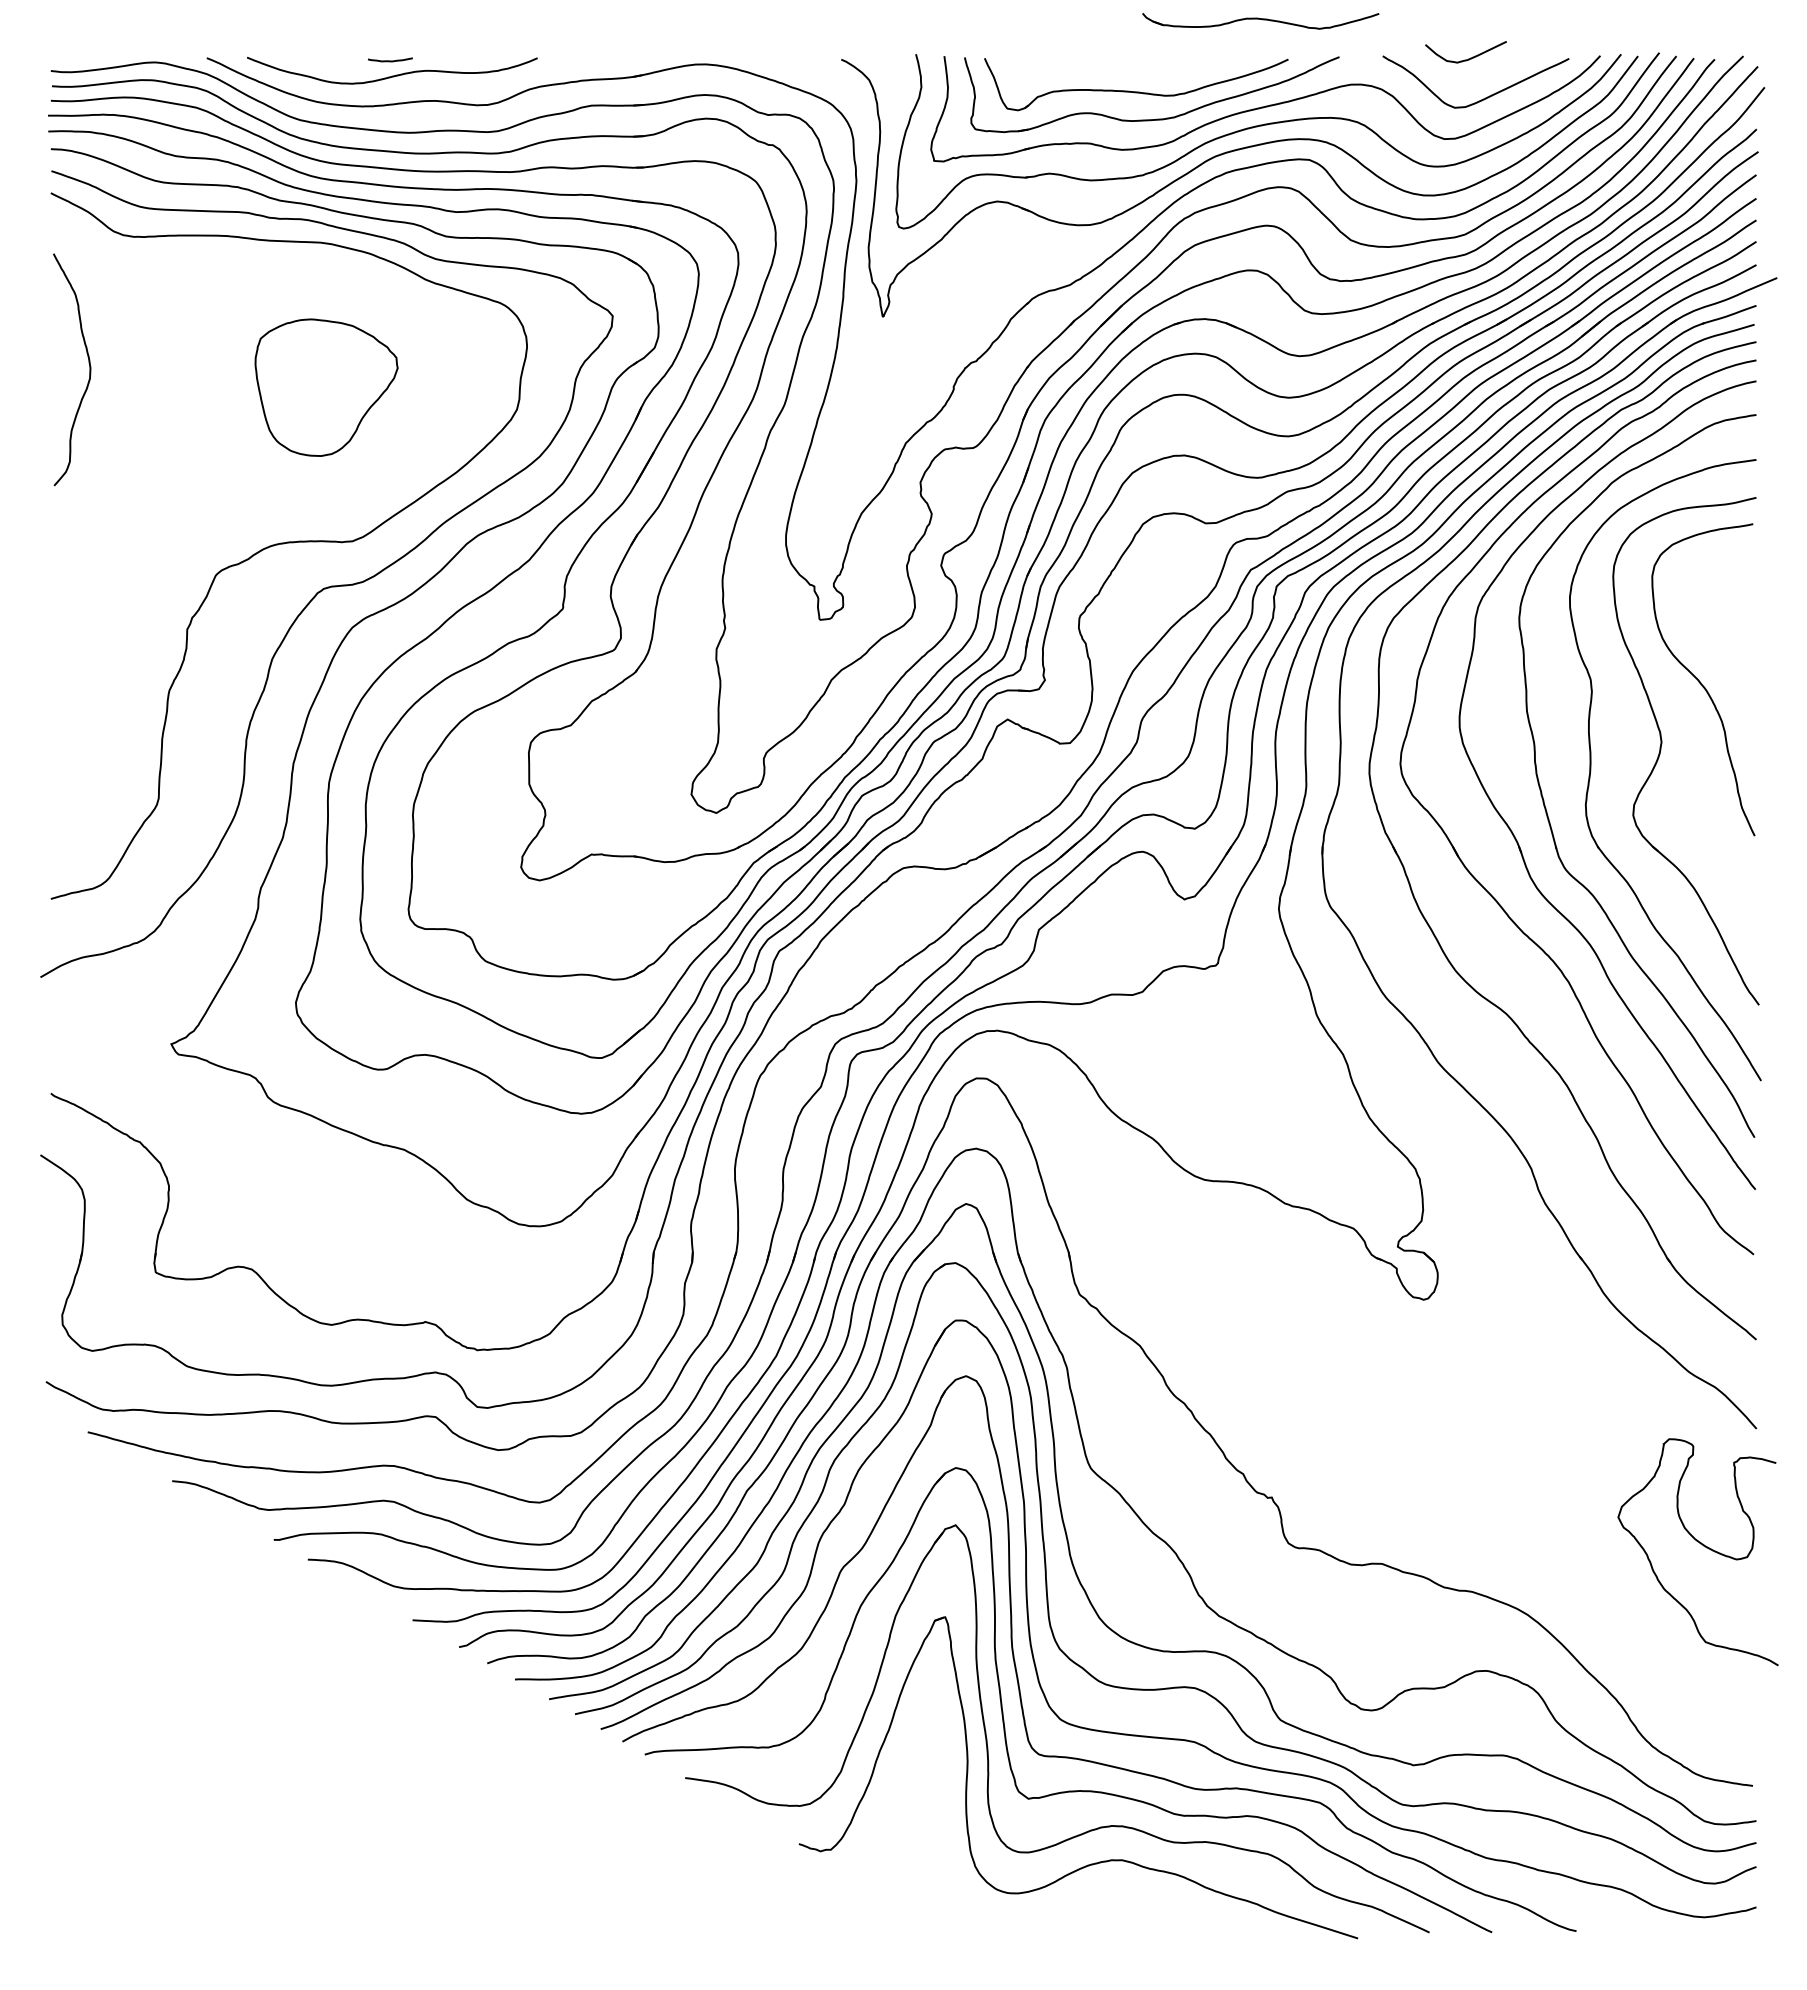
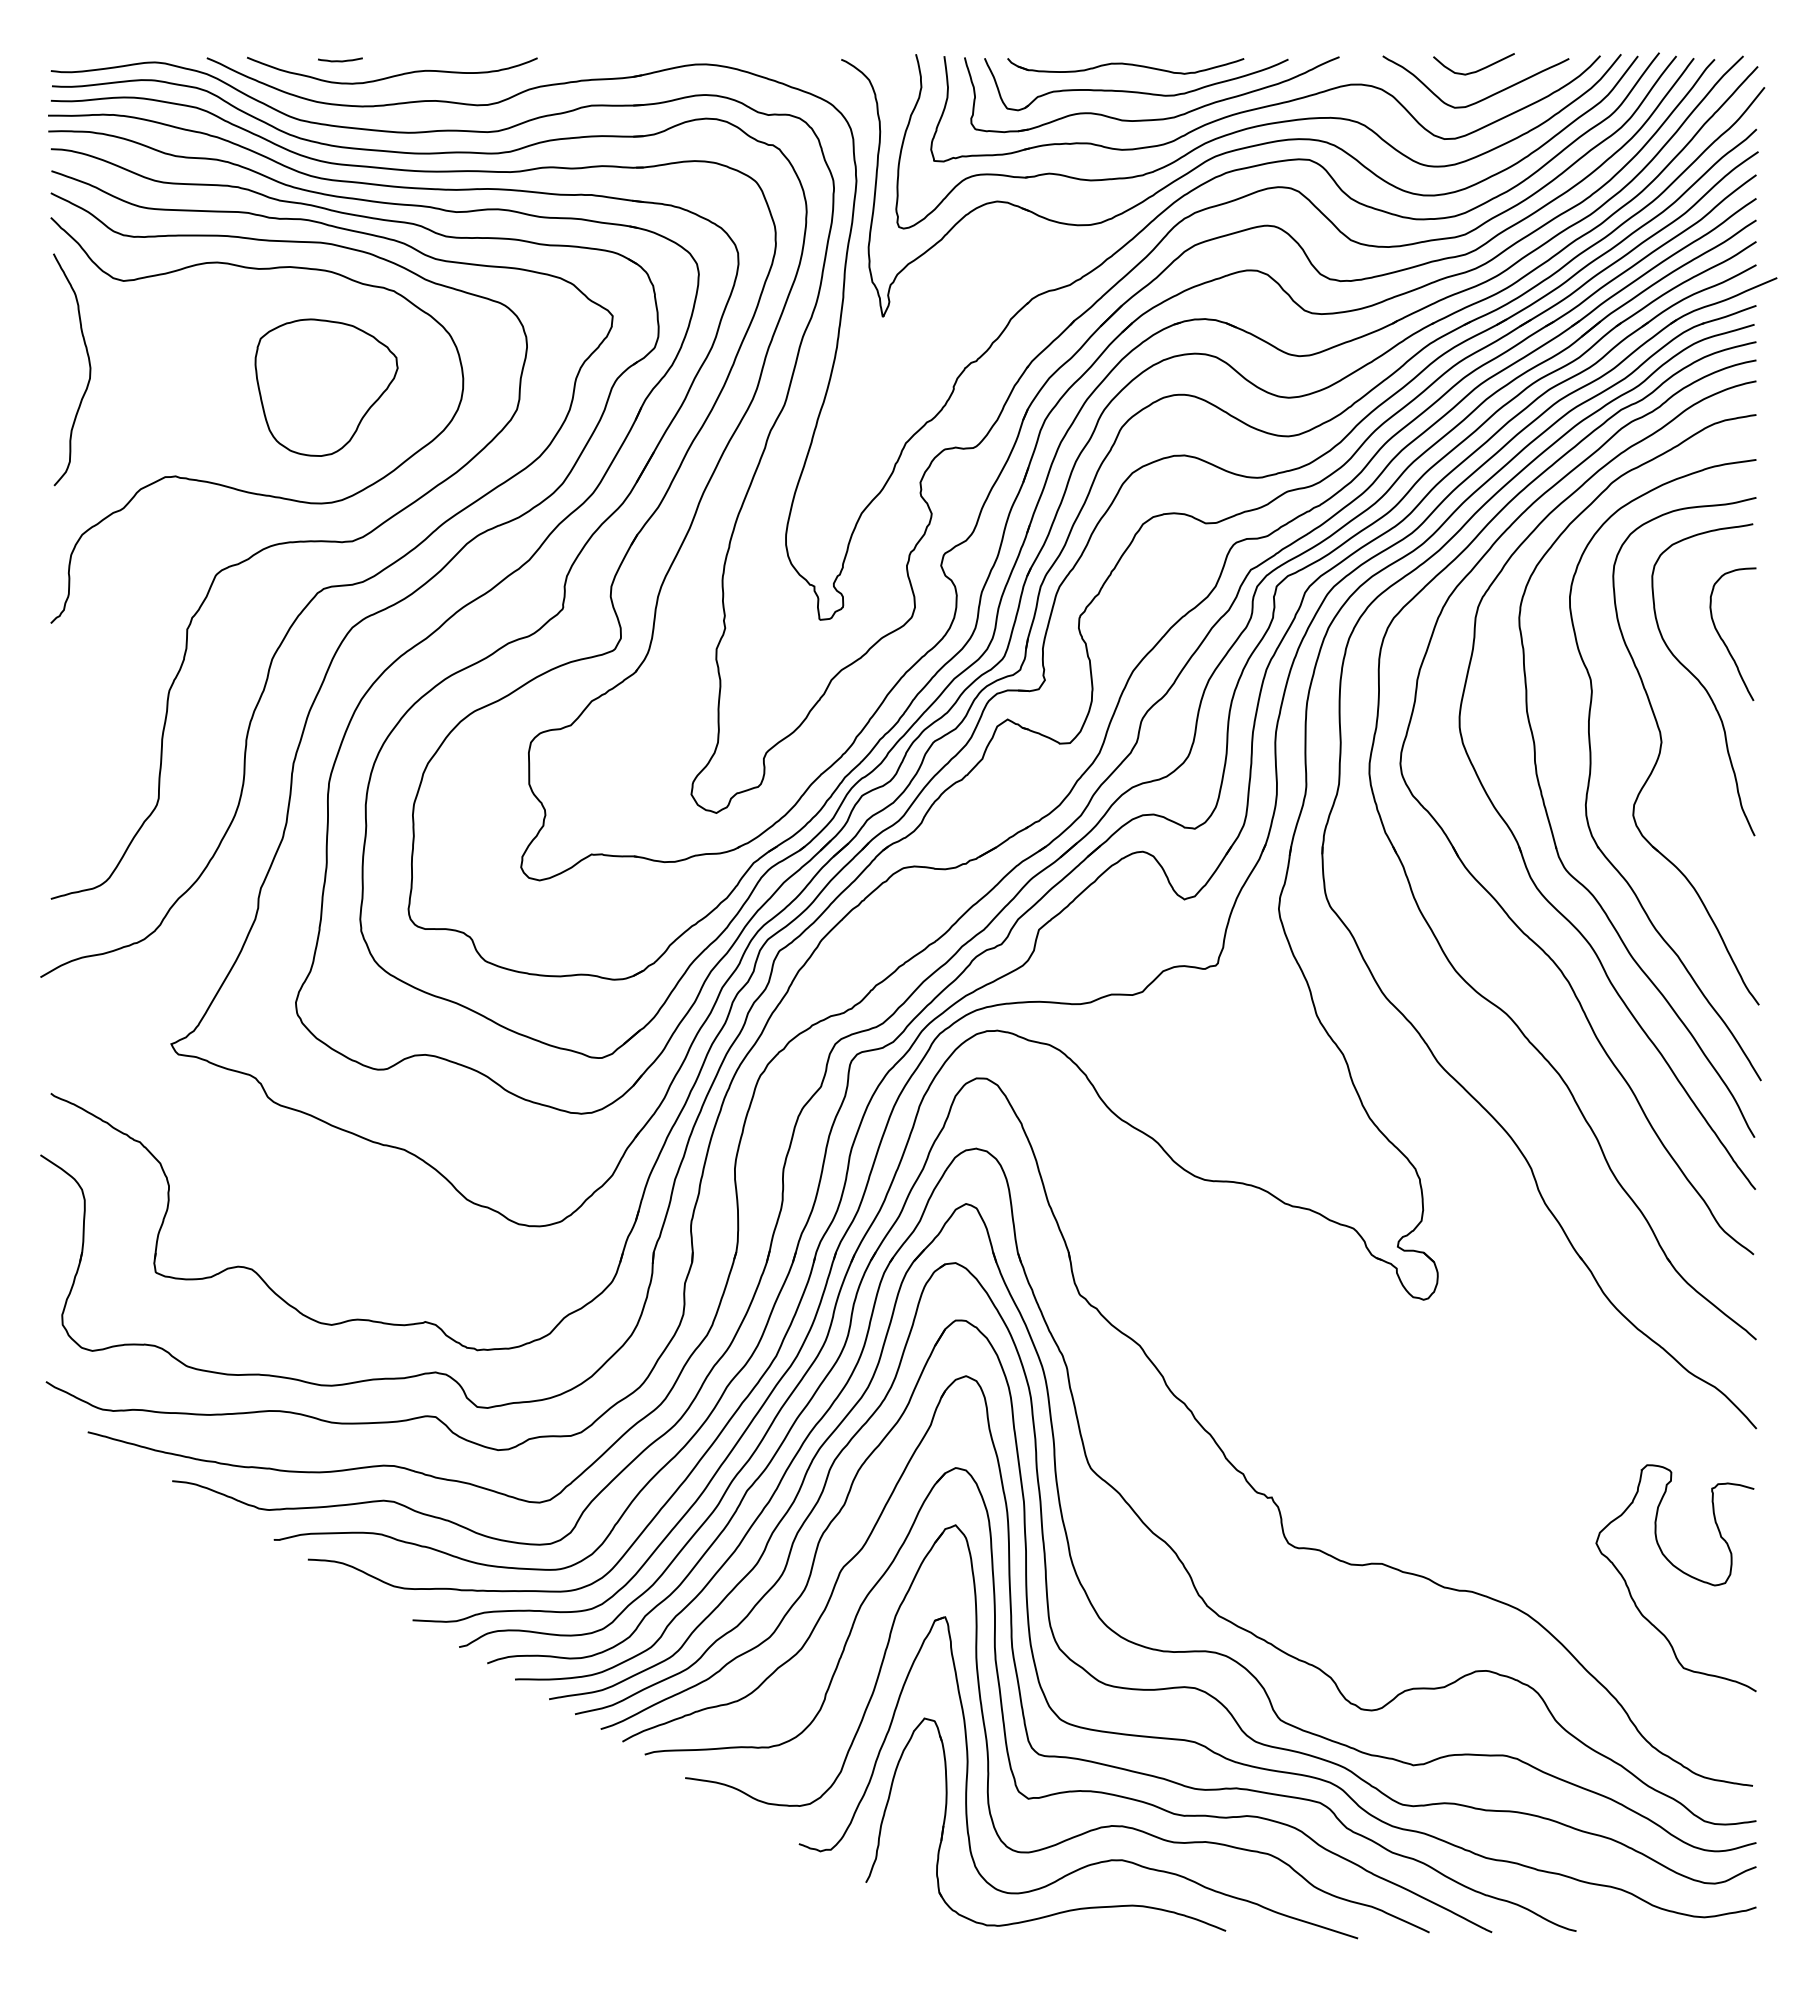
part position: (1260, 21) -> (1125, 66) (1125, 66)
curve position: (1468, 58) -> (1476, 70) (1476, 70)
curve position: (390, 60) -> (340, 60) (340, 60)
curve: none -> present (241, 489)
curve: none -> present (1723, 639)
curve position: (1703, 1546) -> (1681, 1572) (1681, 1572)
part: none -> present (1060, 1911)
